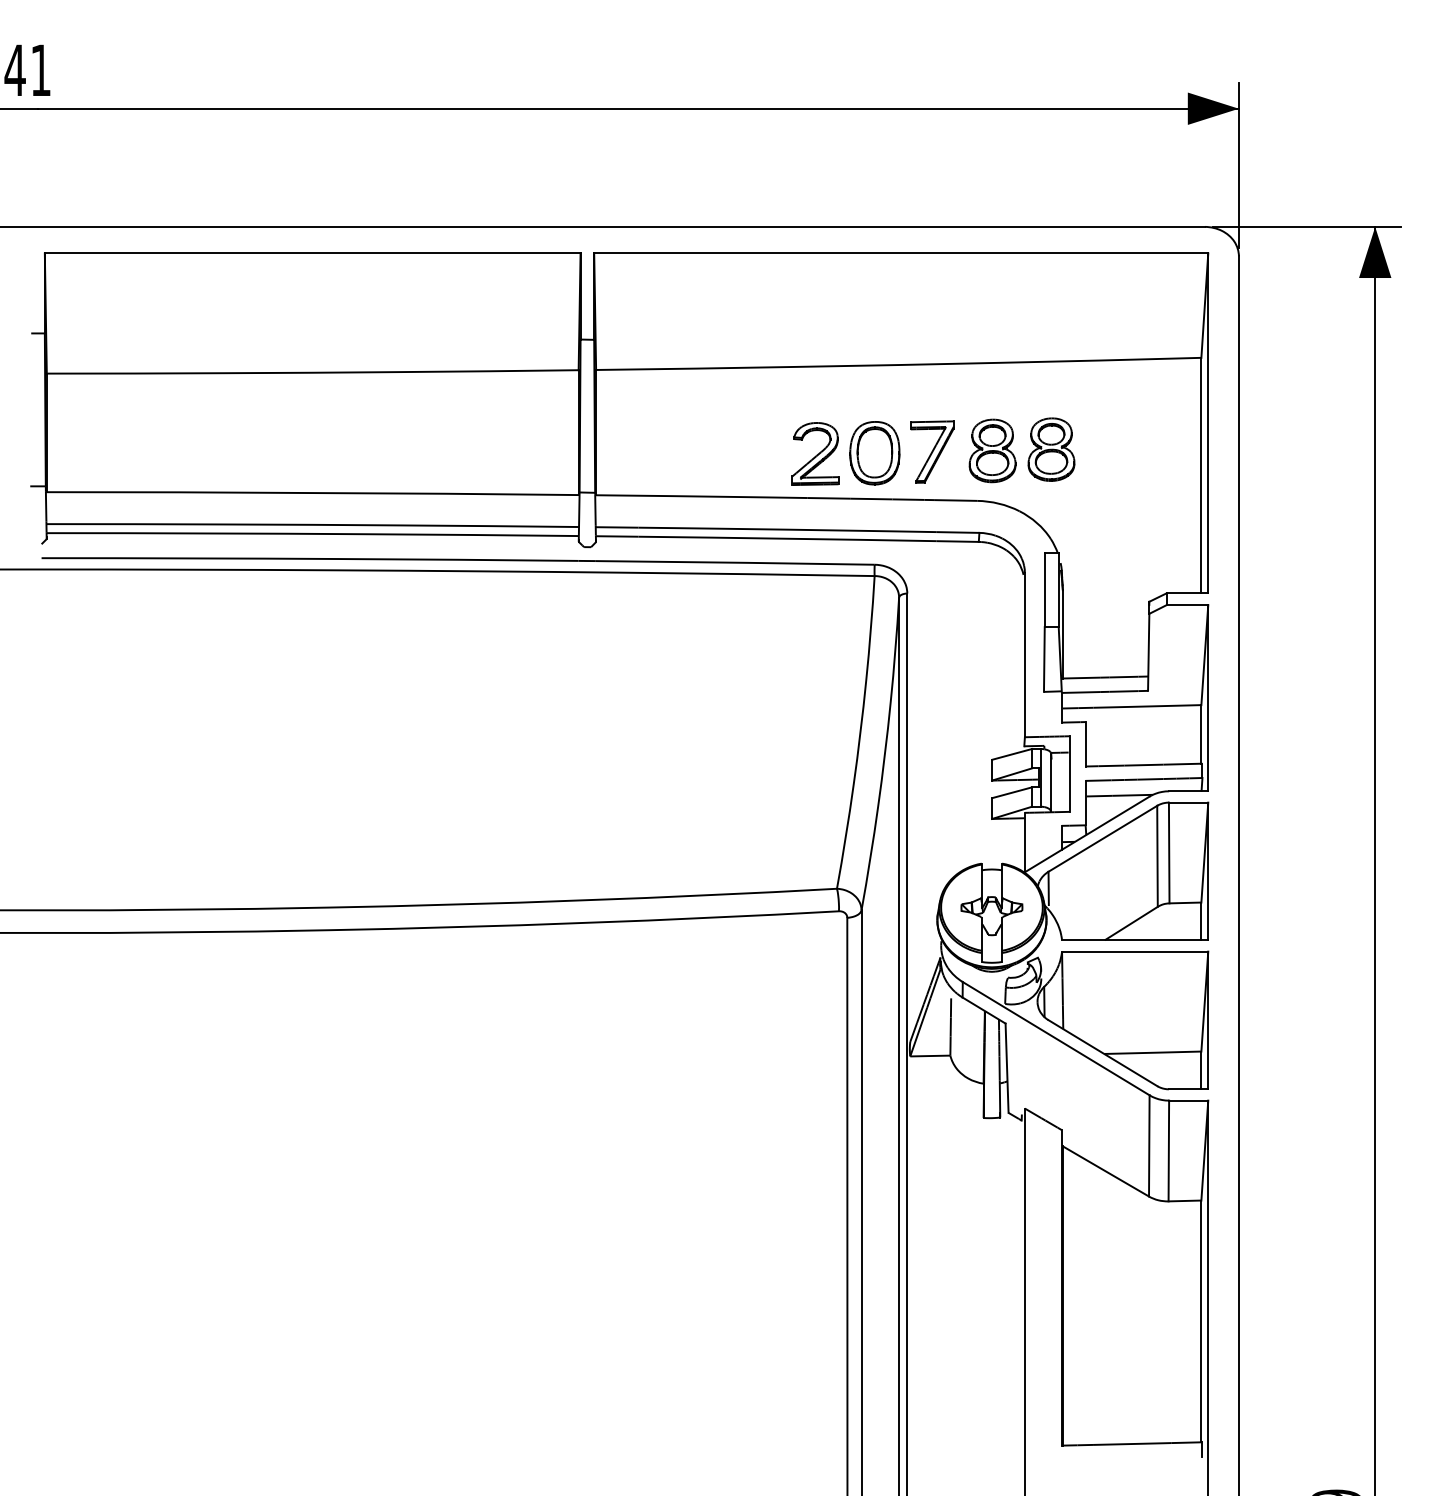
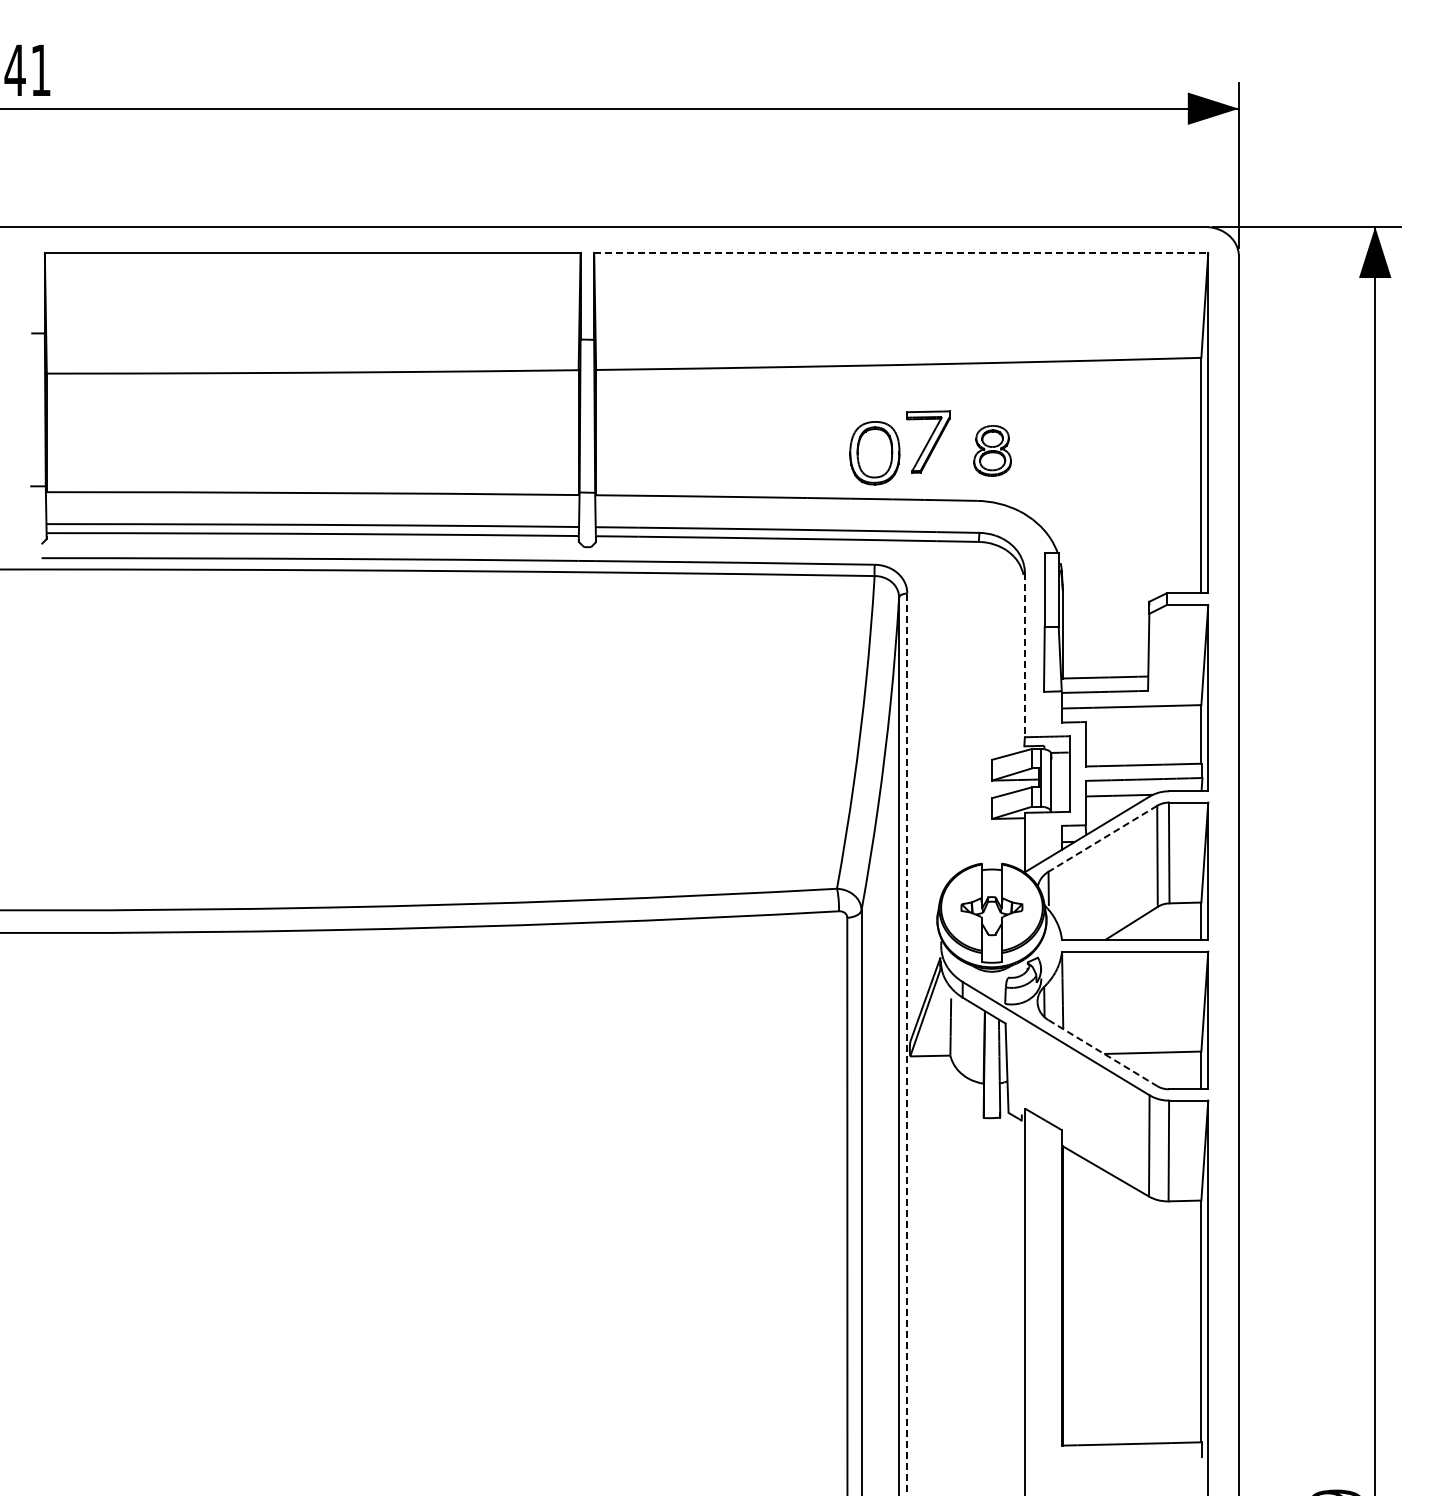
line: solid -> dashed (901, 253)
part: present -> none (1051, 449)
part size: 49x66 px -> 39x52 px (992, 450)
part position: (932, 451) -> (928, 441) (928, 441)
part: present -> none (815, 453)
line: solid -> dashed (1024, 655)
line: solid -> dashed (1102, 838)
line: solid -> dashed (907, 1044)
line: solid -> dashed (1102, 1053)
